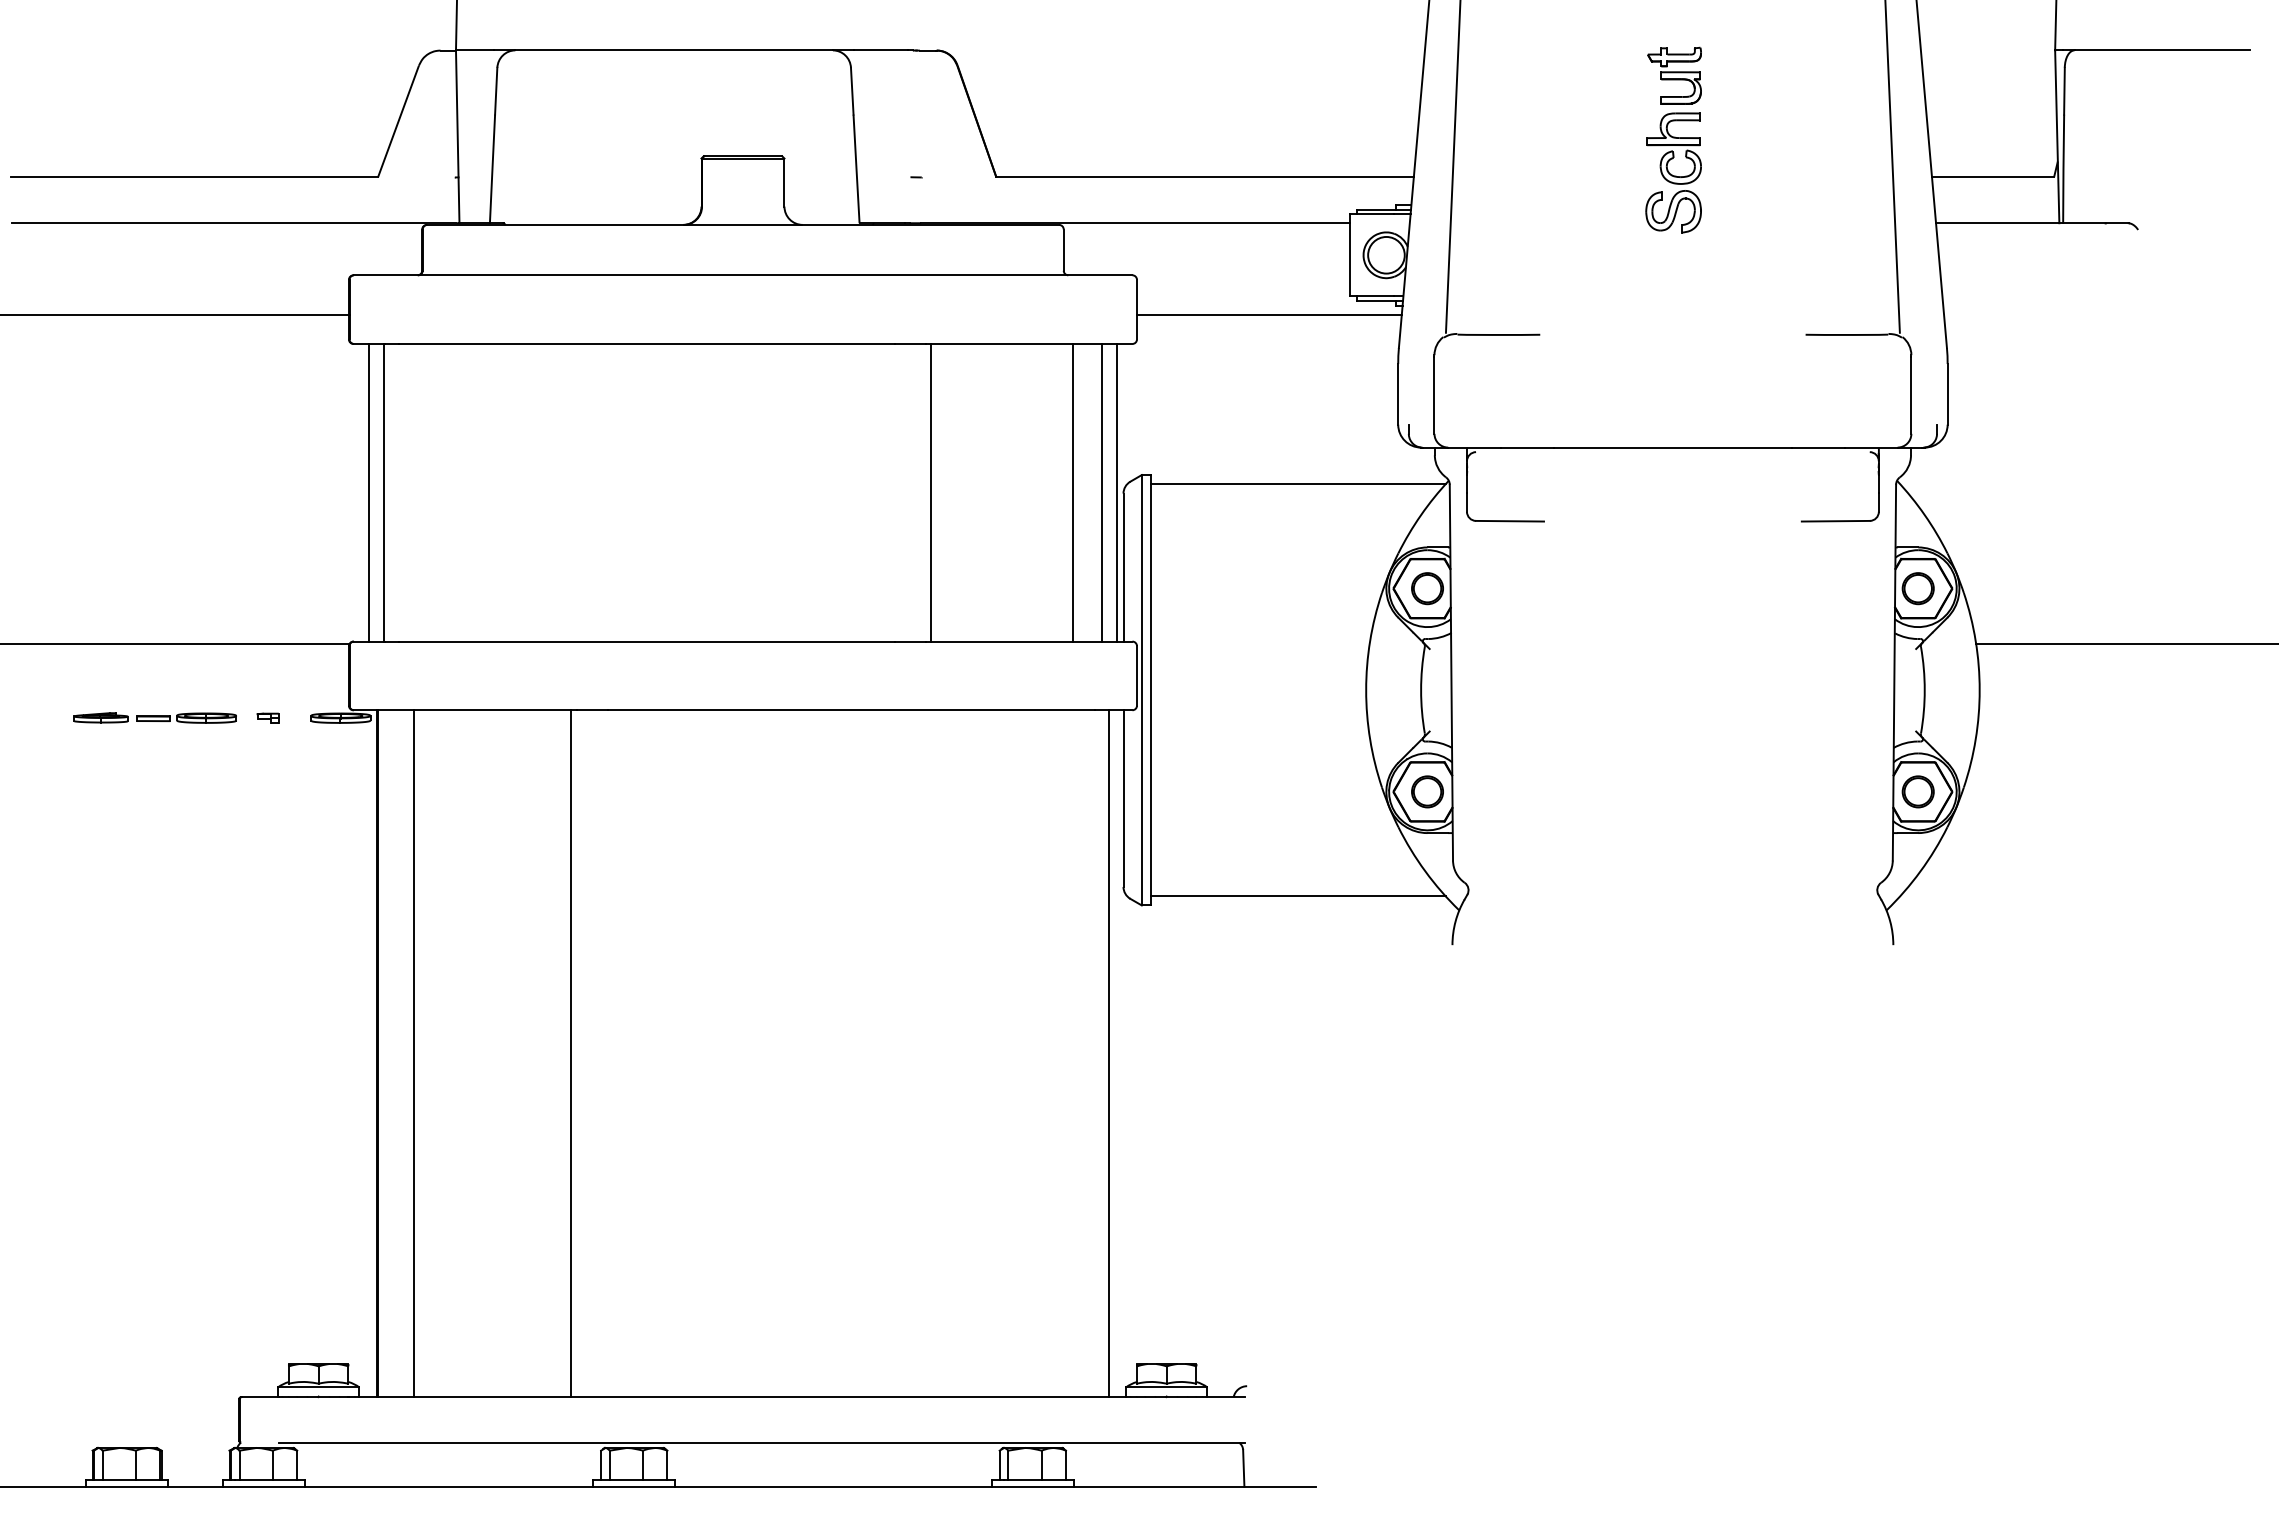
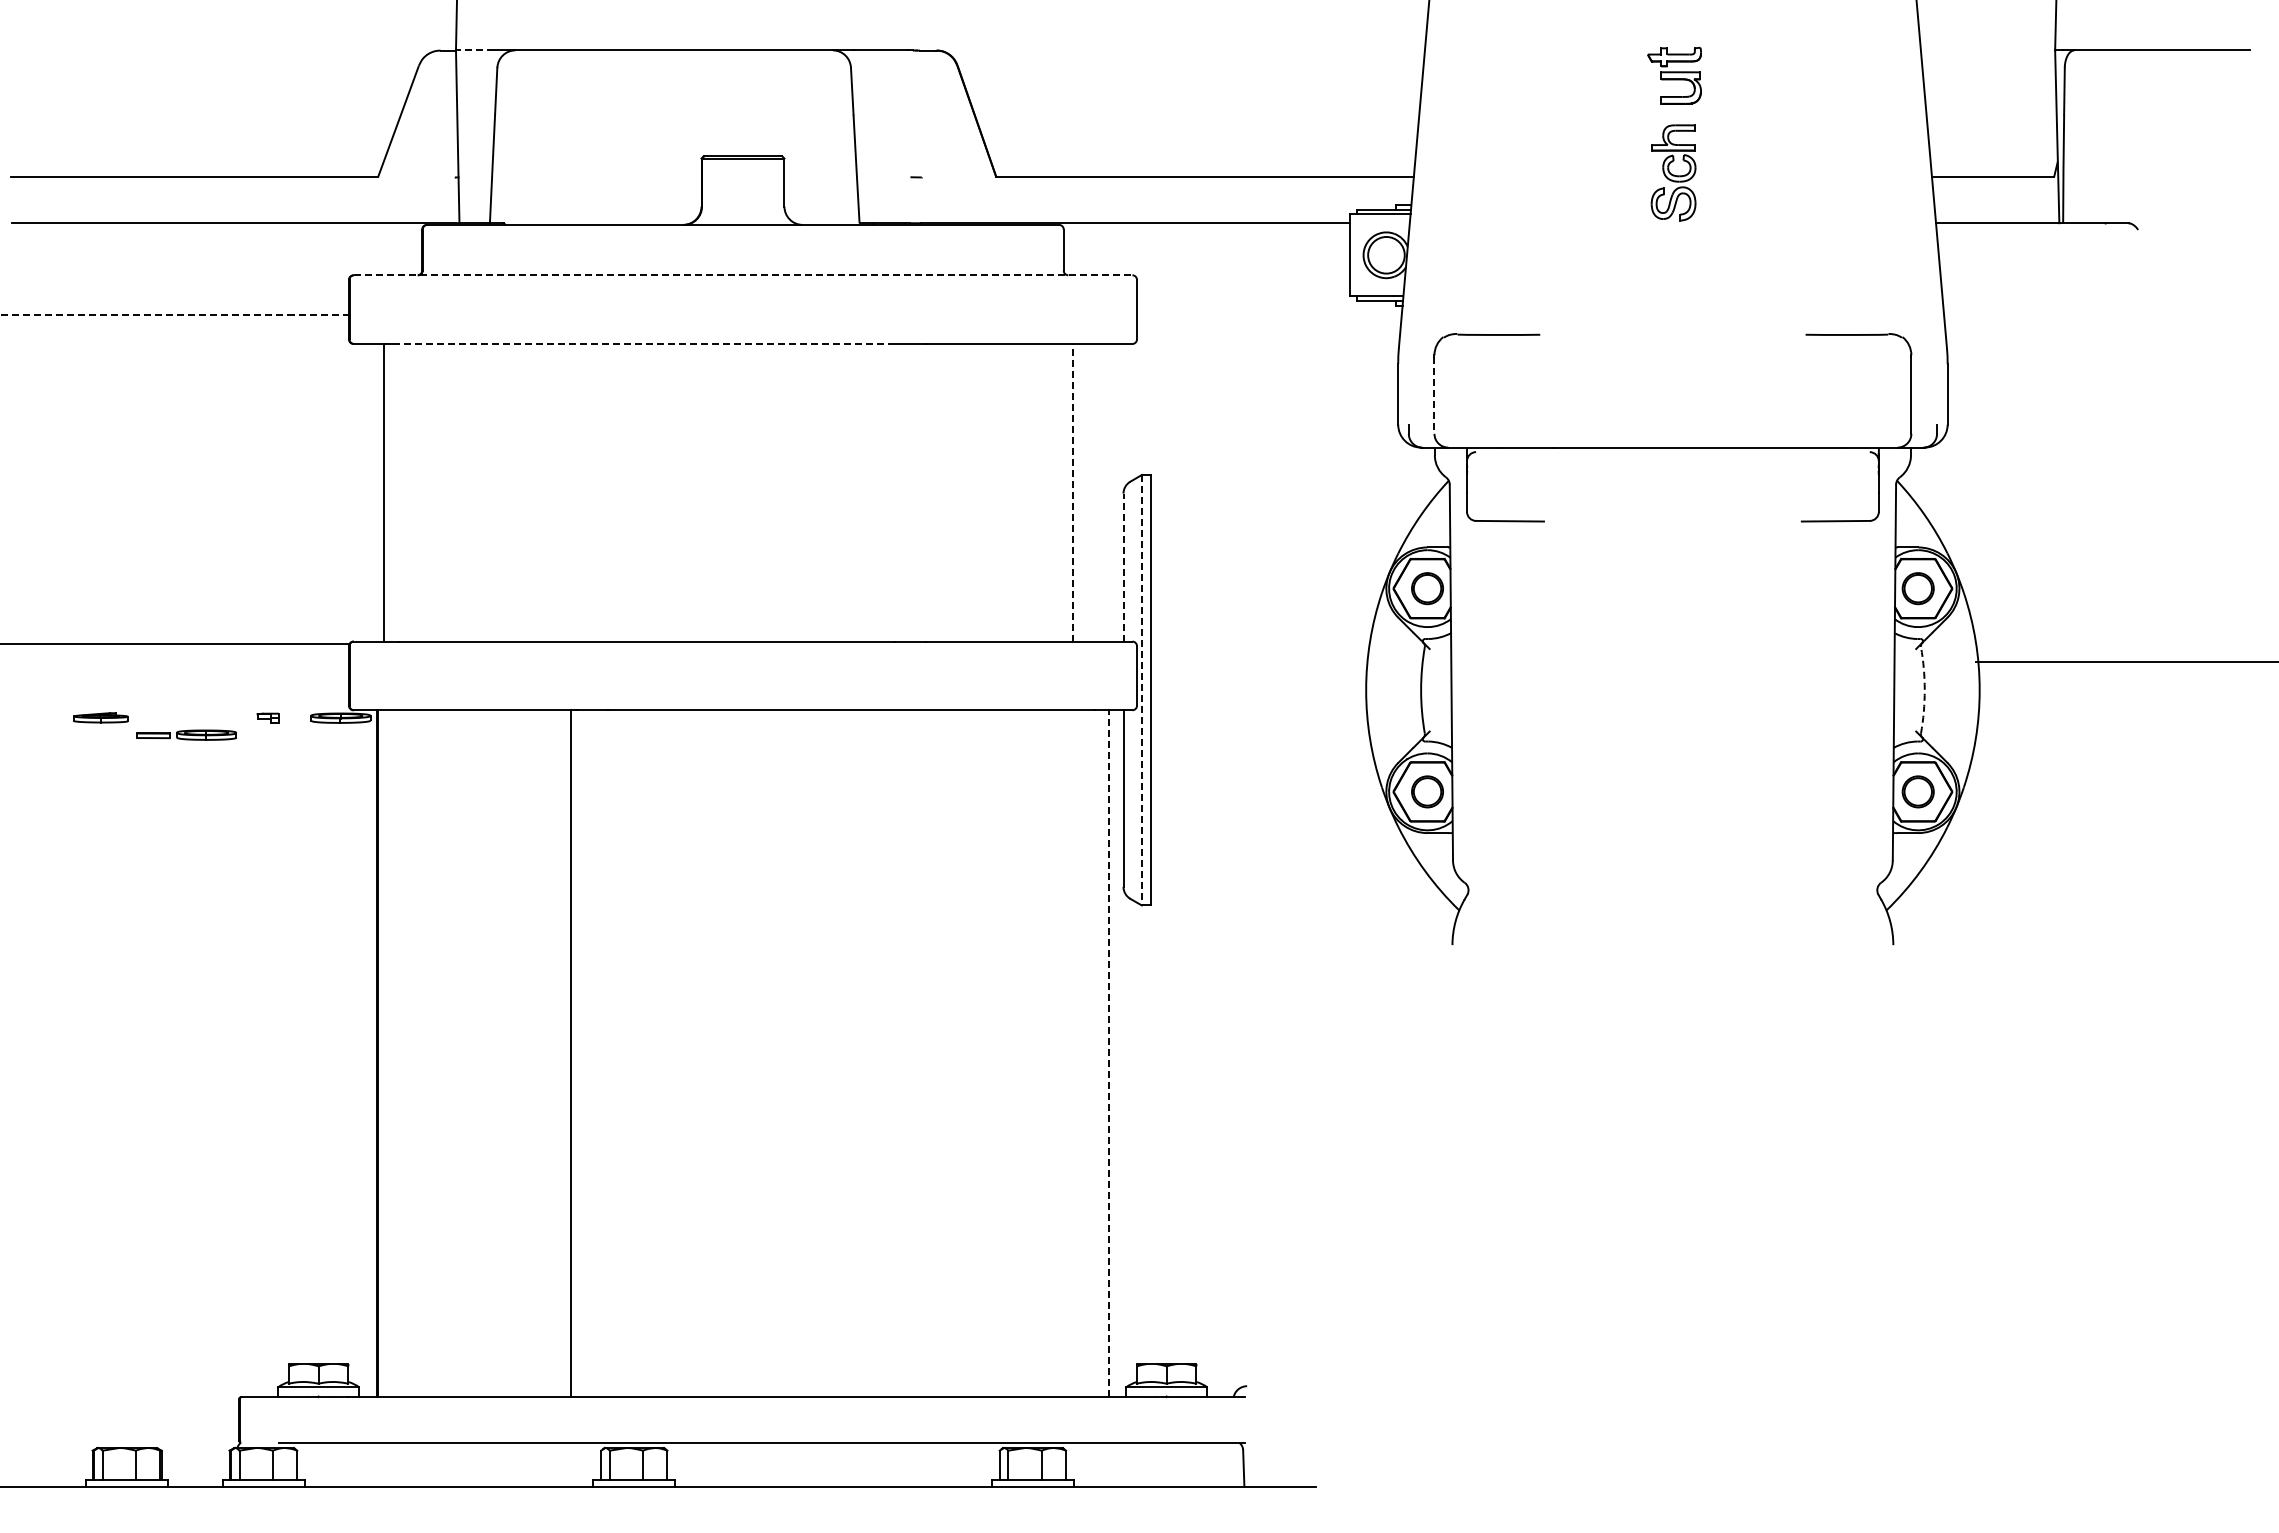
line: solid -> dashed (474, 50)
line: present -> none (1452, 167)
line: present -> none (1892, 167)
part size: 57x122 px -> 47x98 px (1673, 172)
line: solid -> dashed (743, 275)
line: solid -> dashed (174, 314)
line: present -> none (1269, 314)
line: solid -> dashed (647, 343)
line: solid -> dashed (1434, 396)
line: present -> none (1297, 484)
line: present -> none (368, 492)
line: present -> none (930, 492)
line: solid -> dashed (1072, 492)
line: present -> none (1101, 492)
line: present -> none (1116, 492)
line: solid -> dashed (1123, 567)
line position: (2125, 644) -> (2125, 662) (2125, 662)
line: solid -> dashed (1141, 690)
arc: solid -> dashed (1924, 690)
part position: (186, 717) -> (186, 734) (186, 734)
line: present -> none (1297, 896)
line: present -> none (413, 1053)
line: solid -> dashed (1108, 1053)
